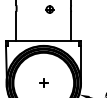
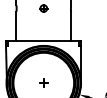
part position: (49, 9) -> (43, 8) (43, 8)
